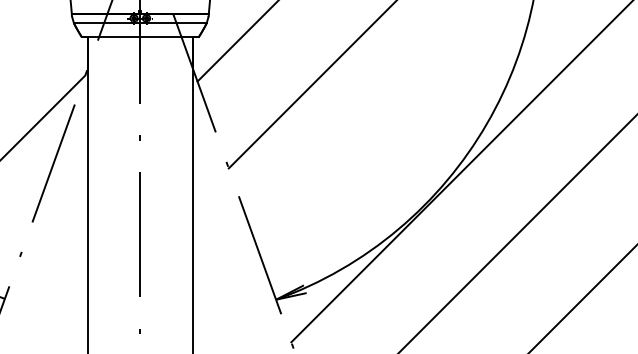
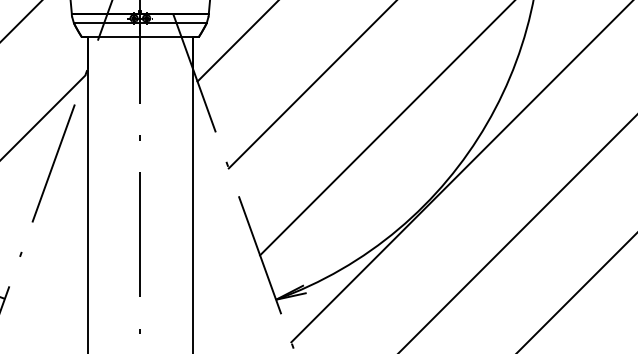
line: none -> present (21, 21)
line: none -> present (386, 128)
line position: (582, 298) -> (576, 292) (576, 292)
